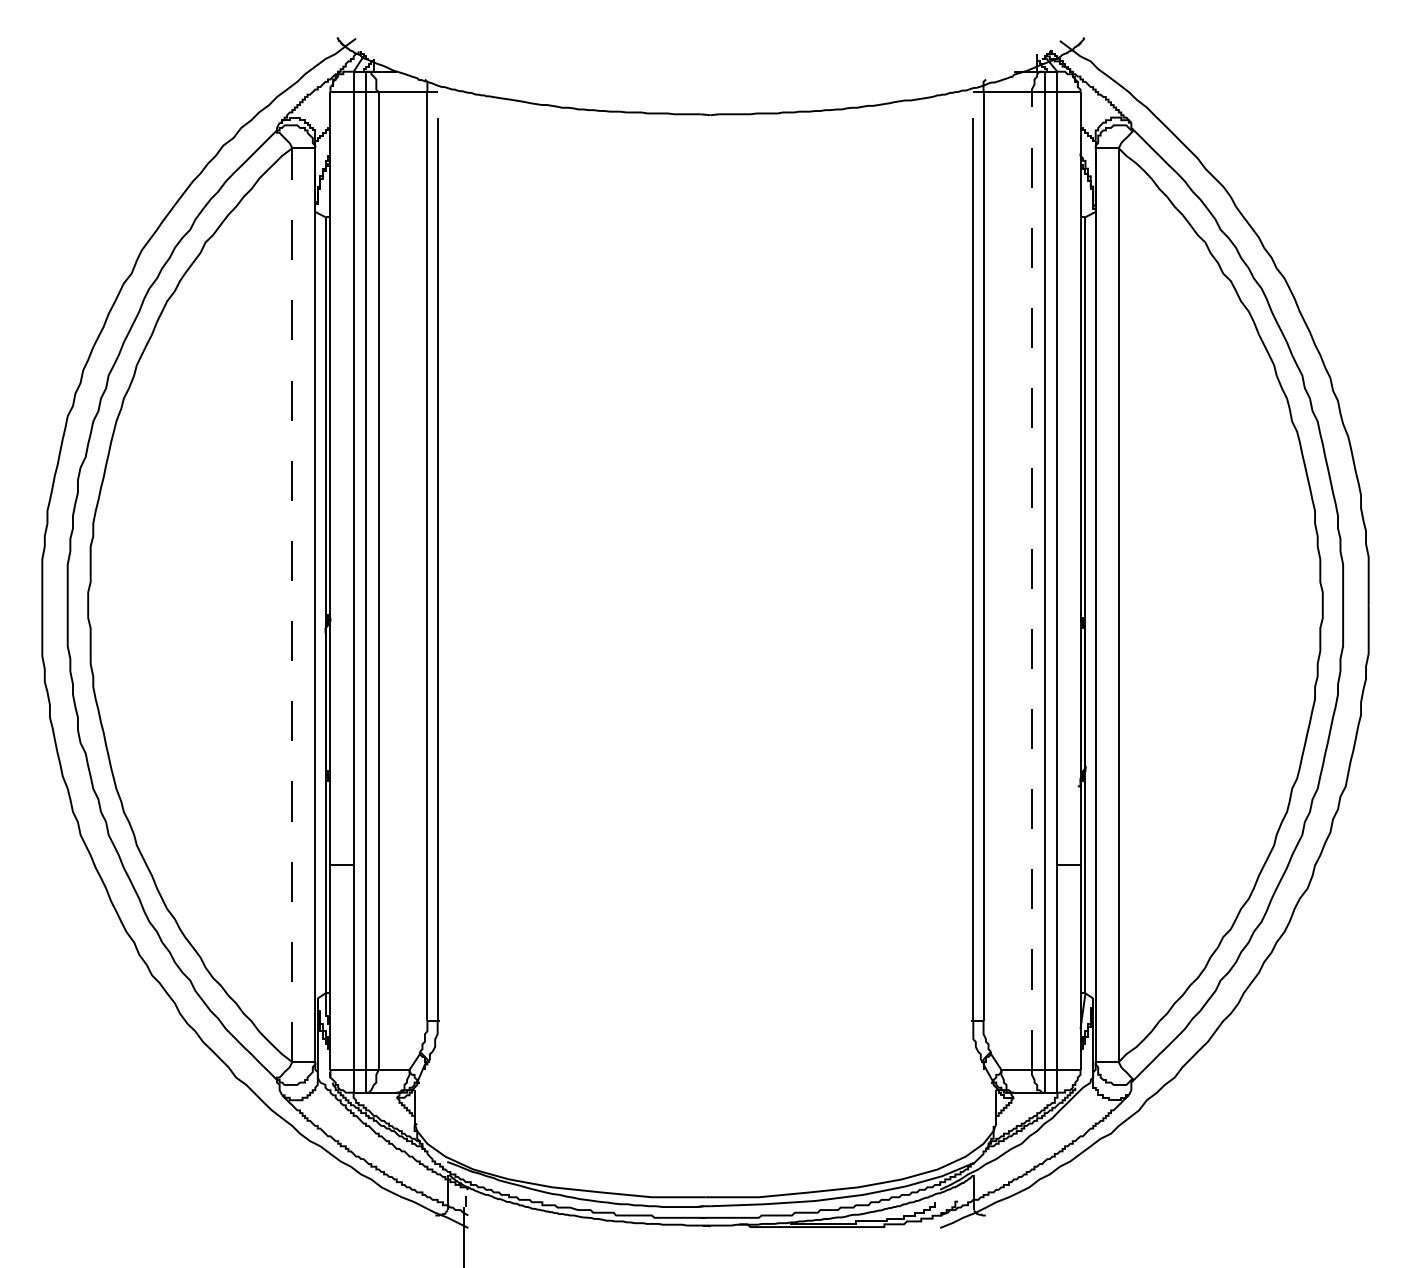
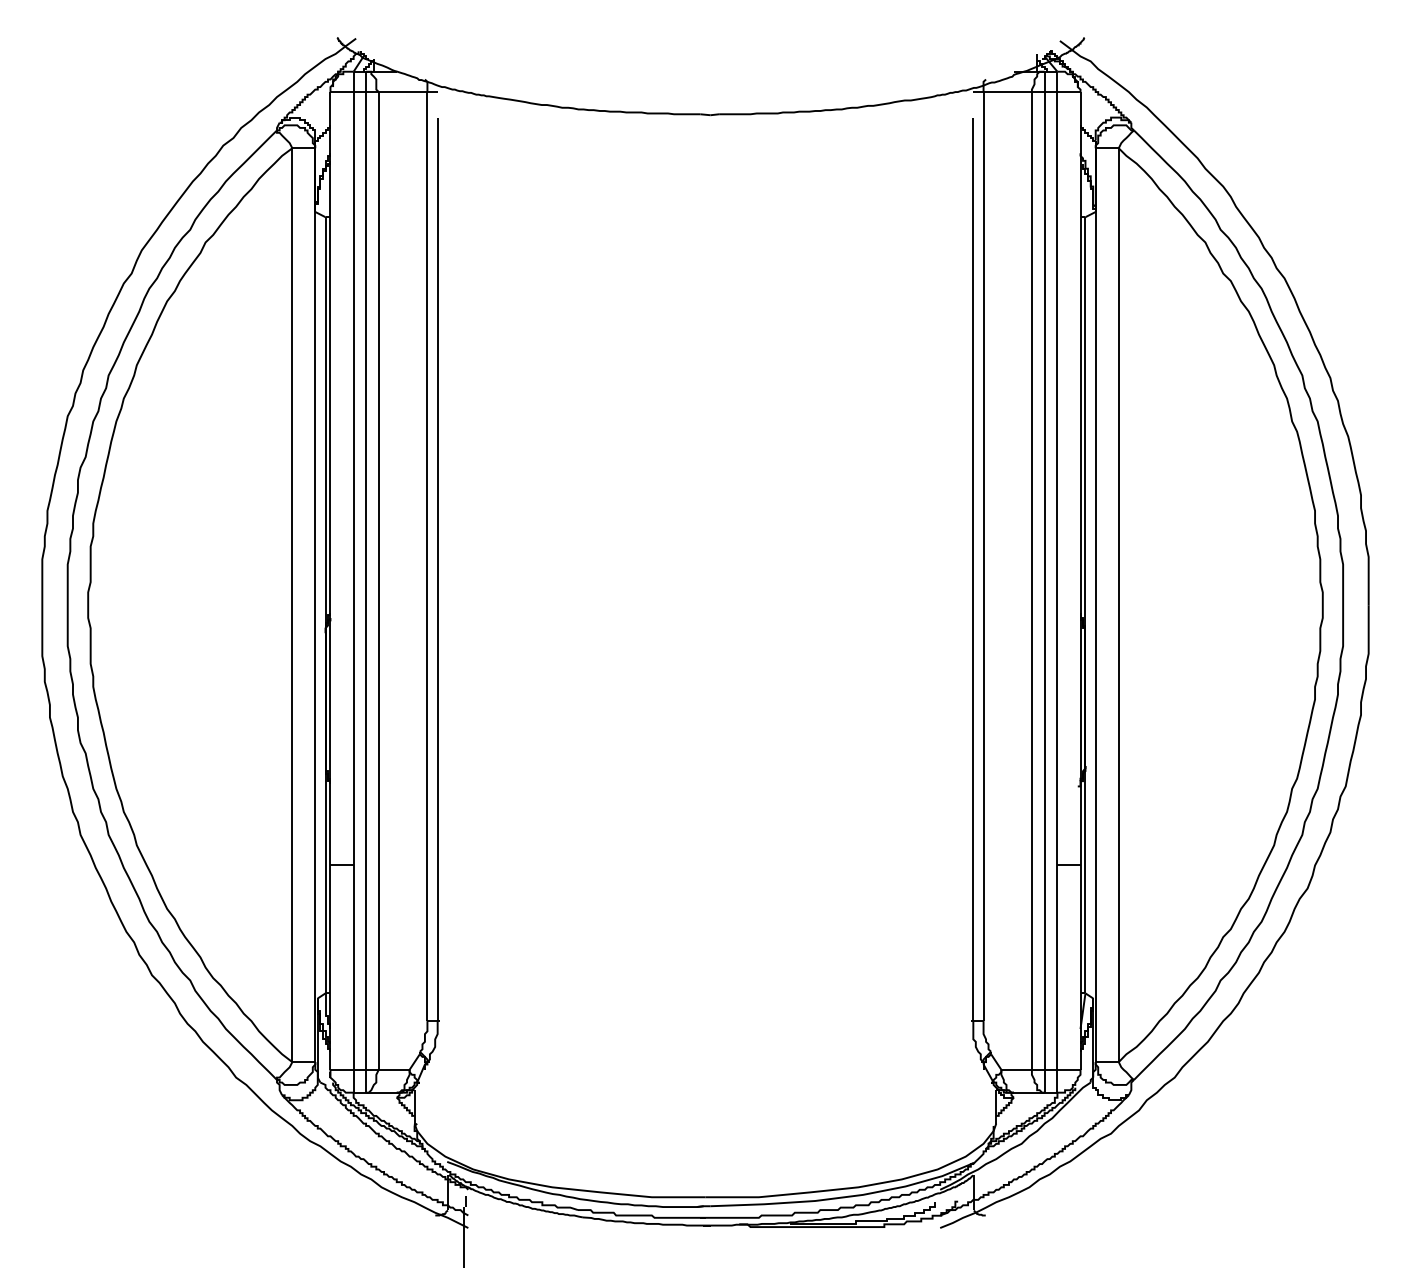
line: dashed -> solid (1031, 580)
line: dashed -> solid (292, 605)
